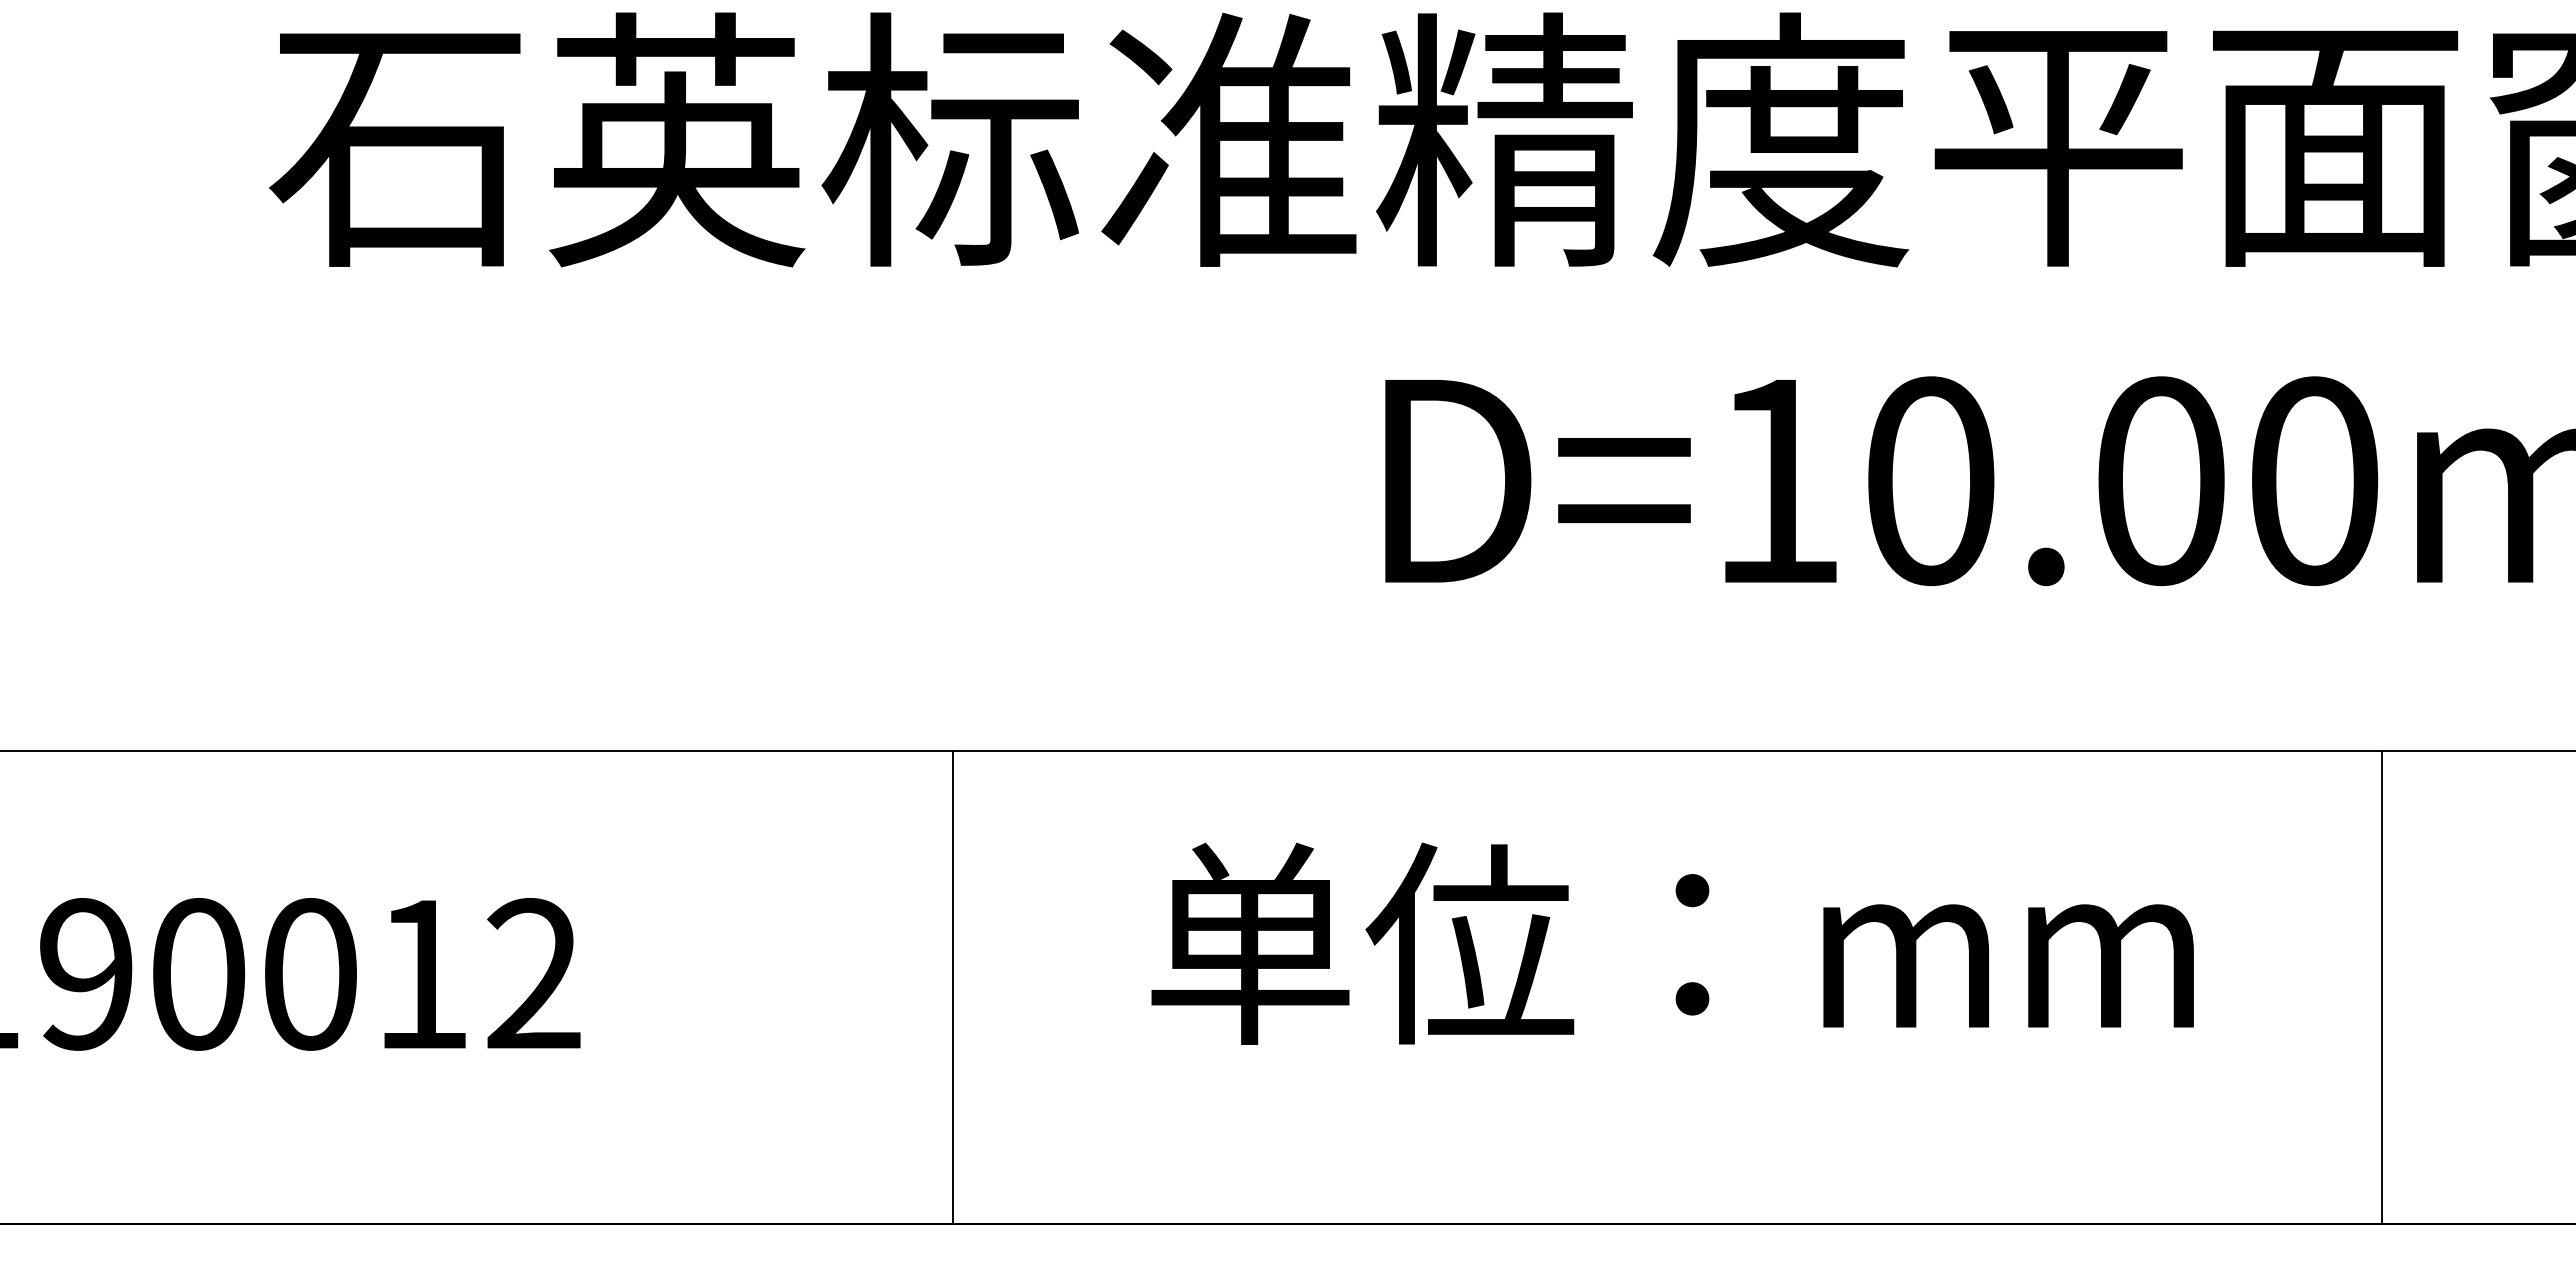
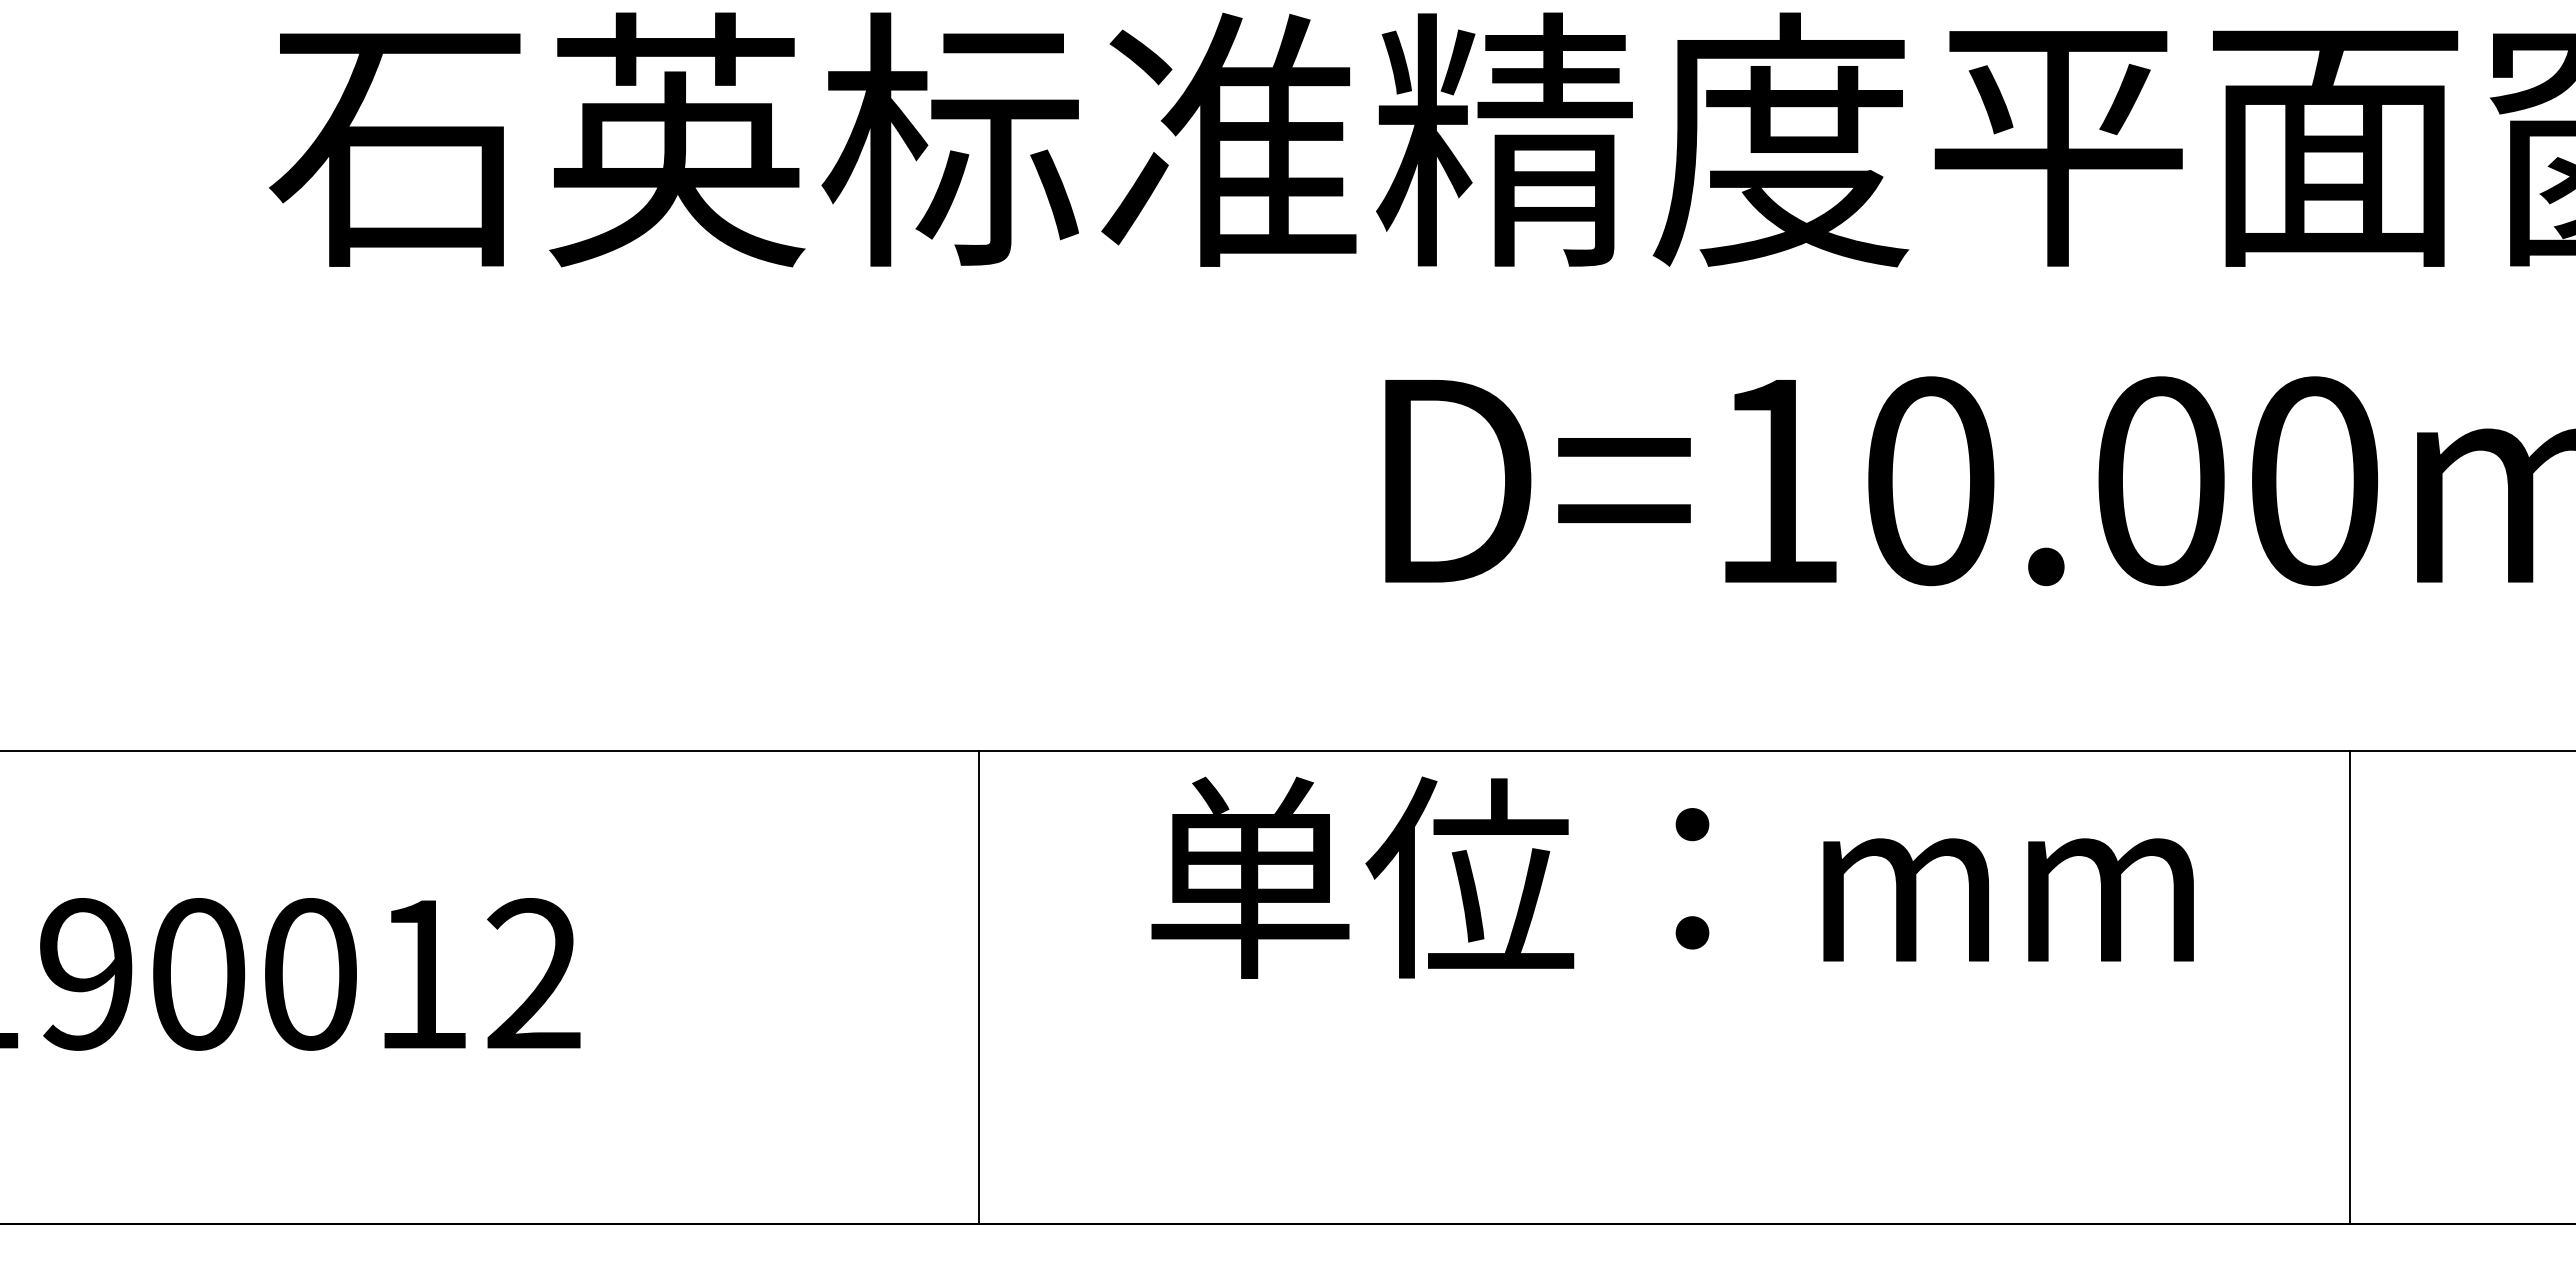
text position: (1672, 943) -> (1672, 877) (1672, 877)
line position: (953, 987) -> (979, 987) (979, 987)
line position: (2382, 987) -> (2350, 987) (2350, 987)
